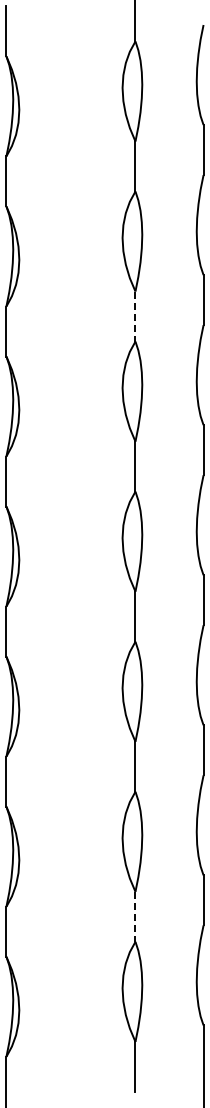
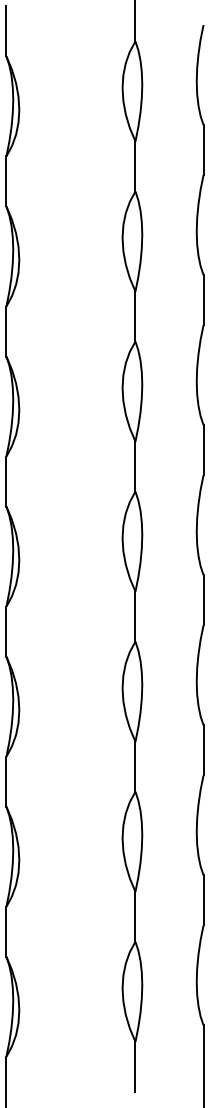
line: dashed -> solid (135, 317)
line: dashed -> solid (135, 917)
